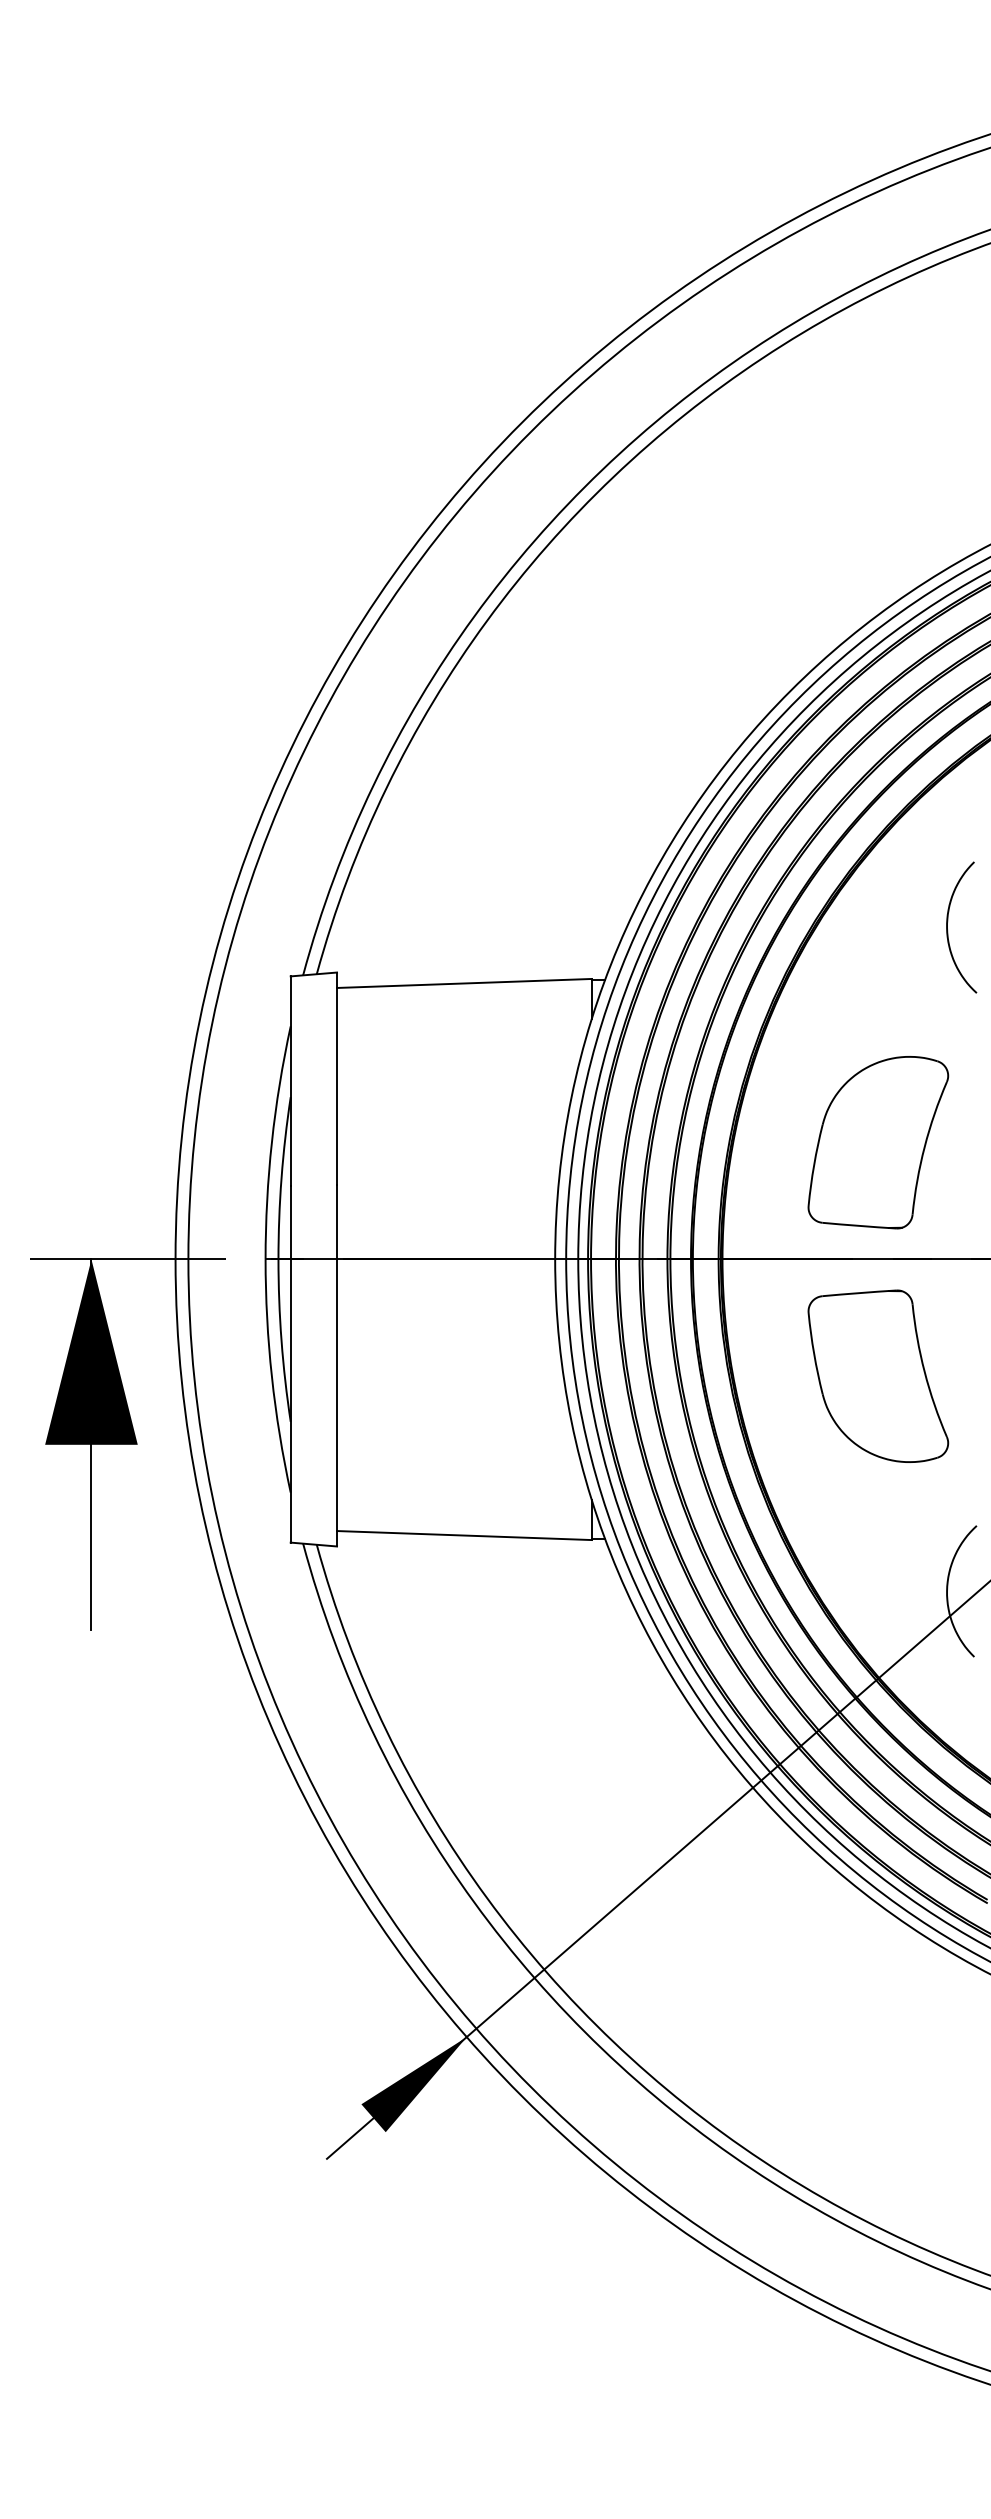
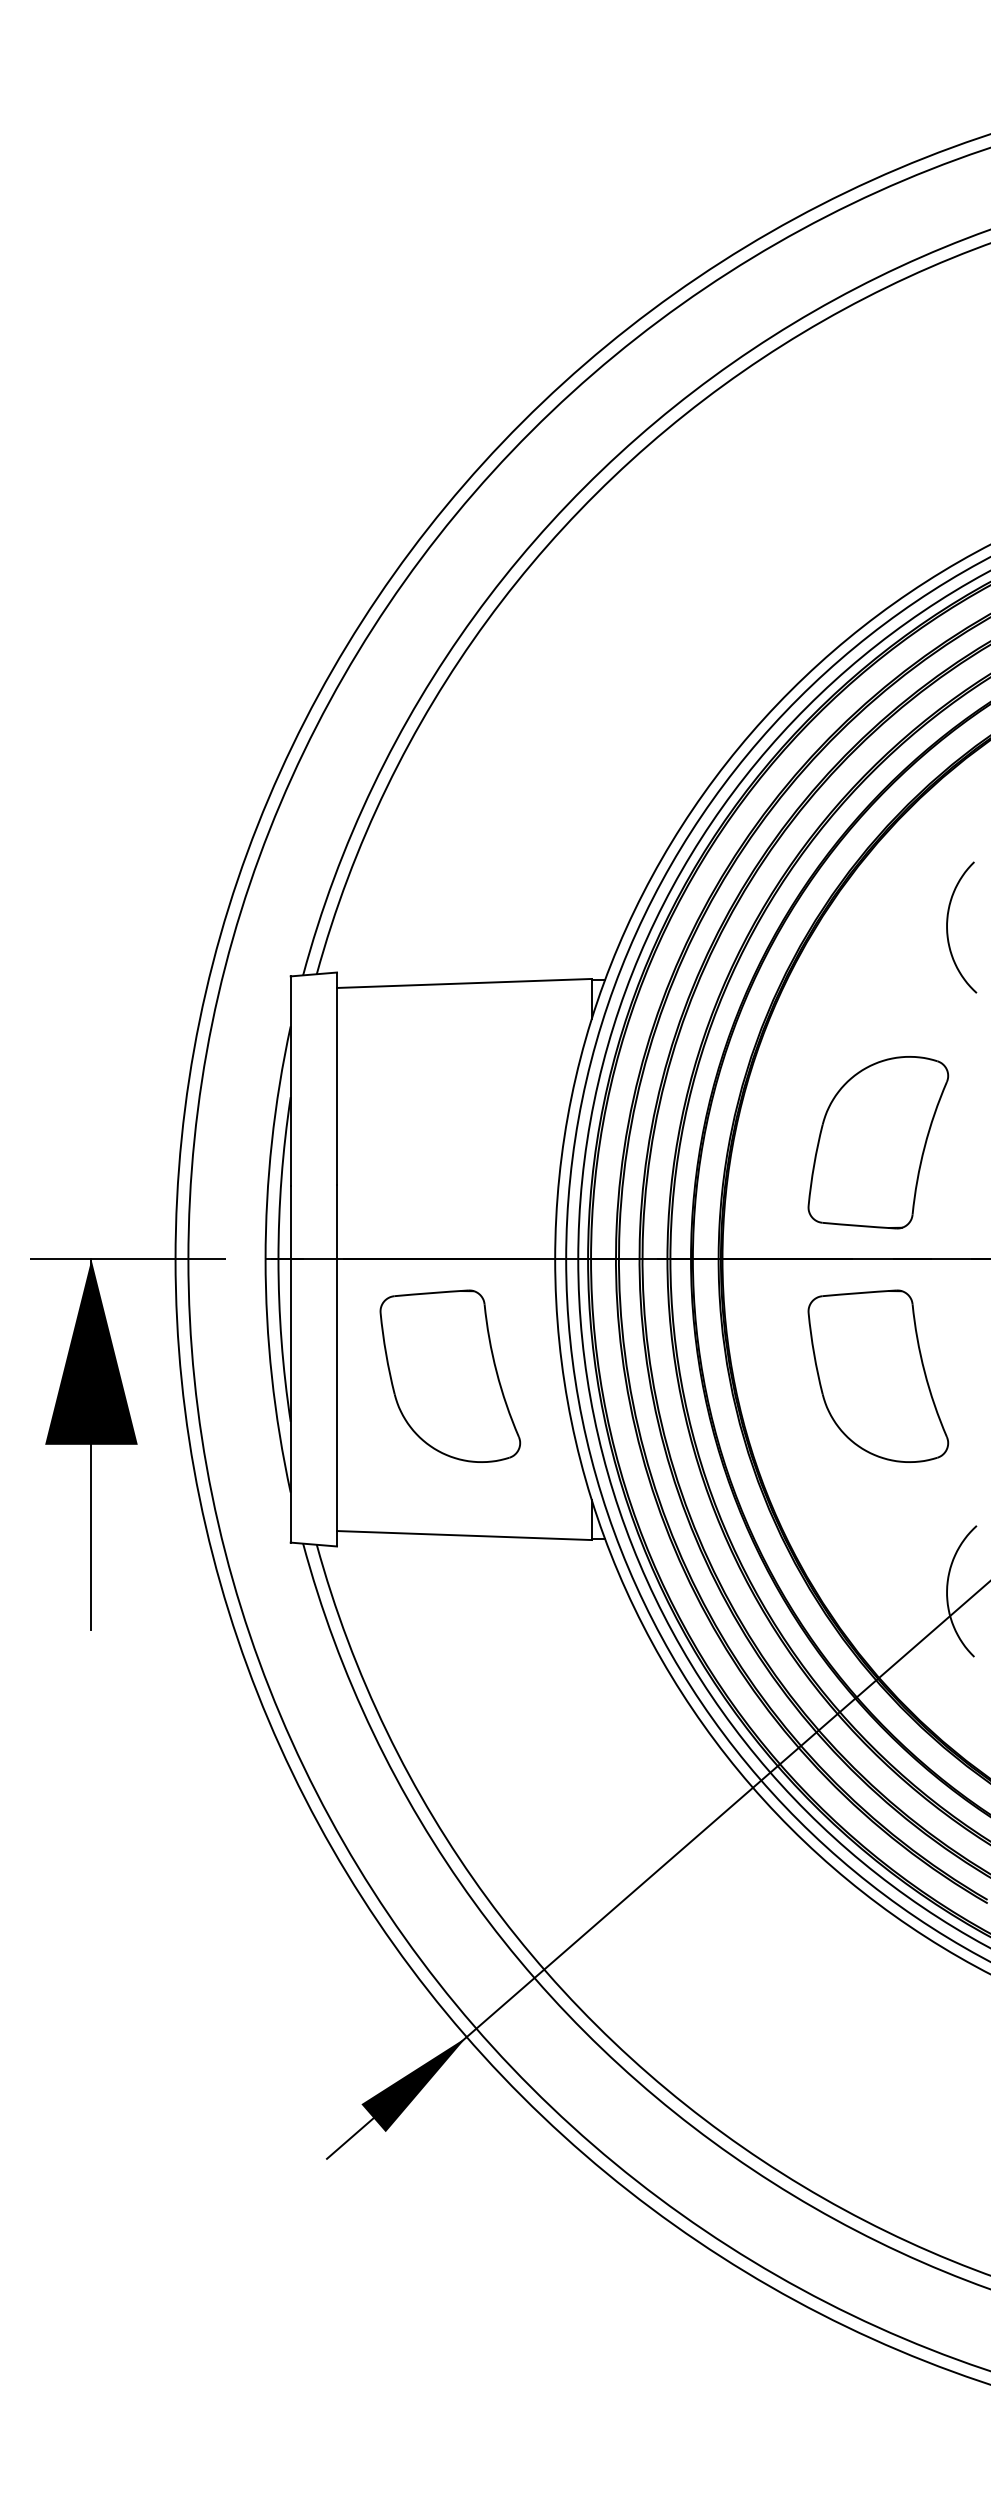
part: none -> present (450, 1375)
